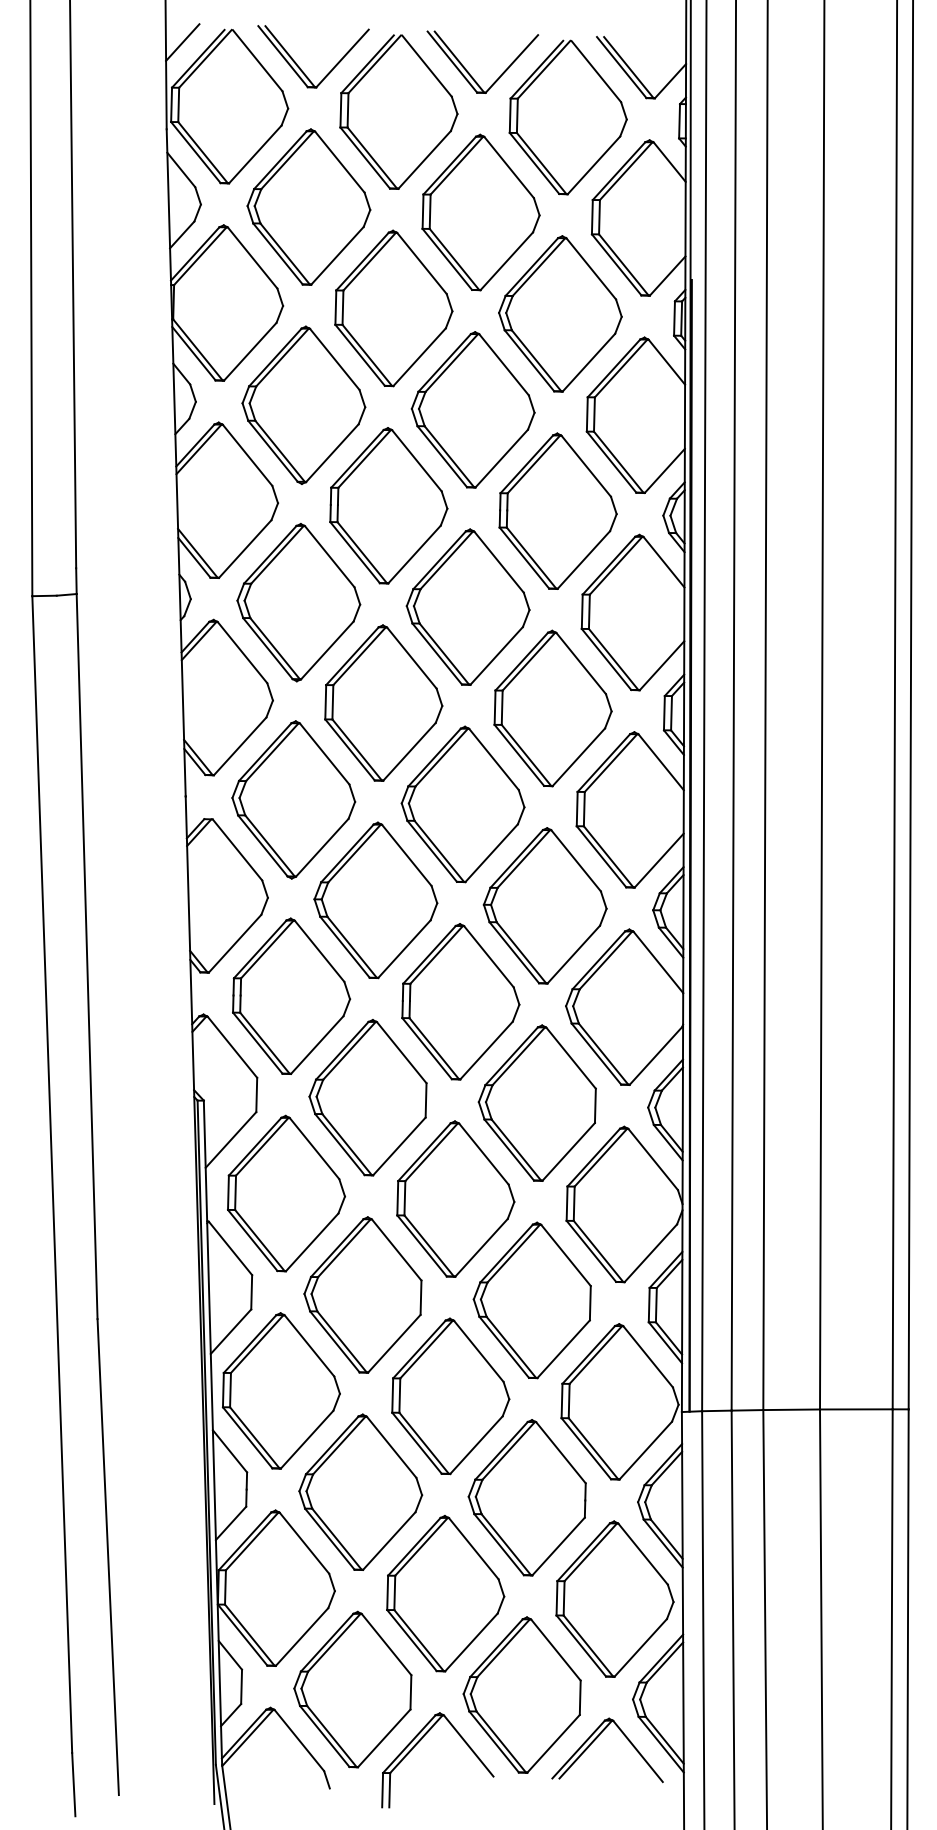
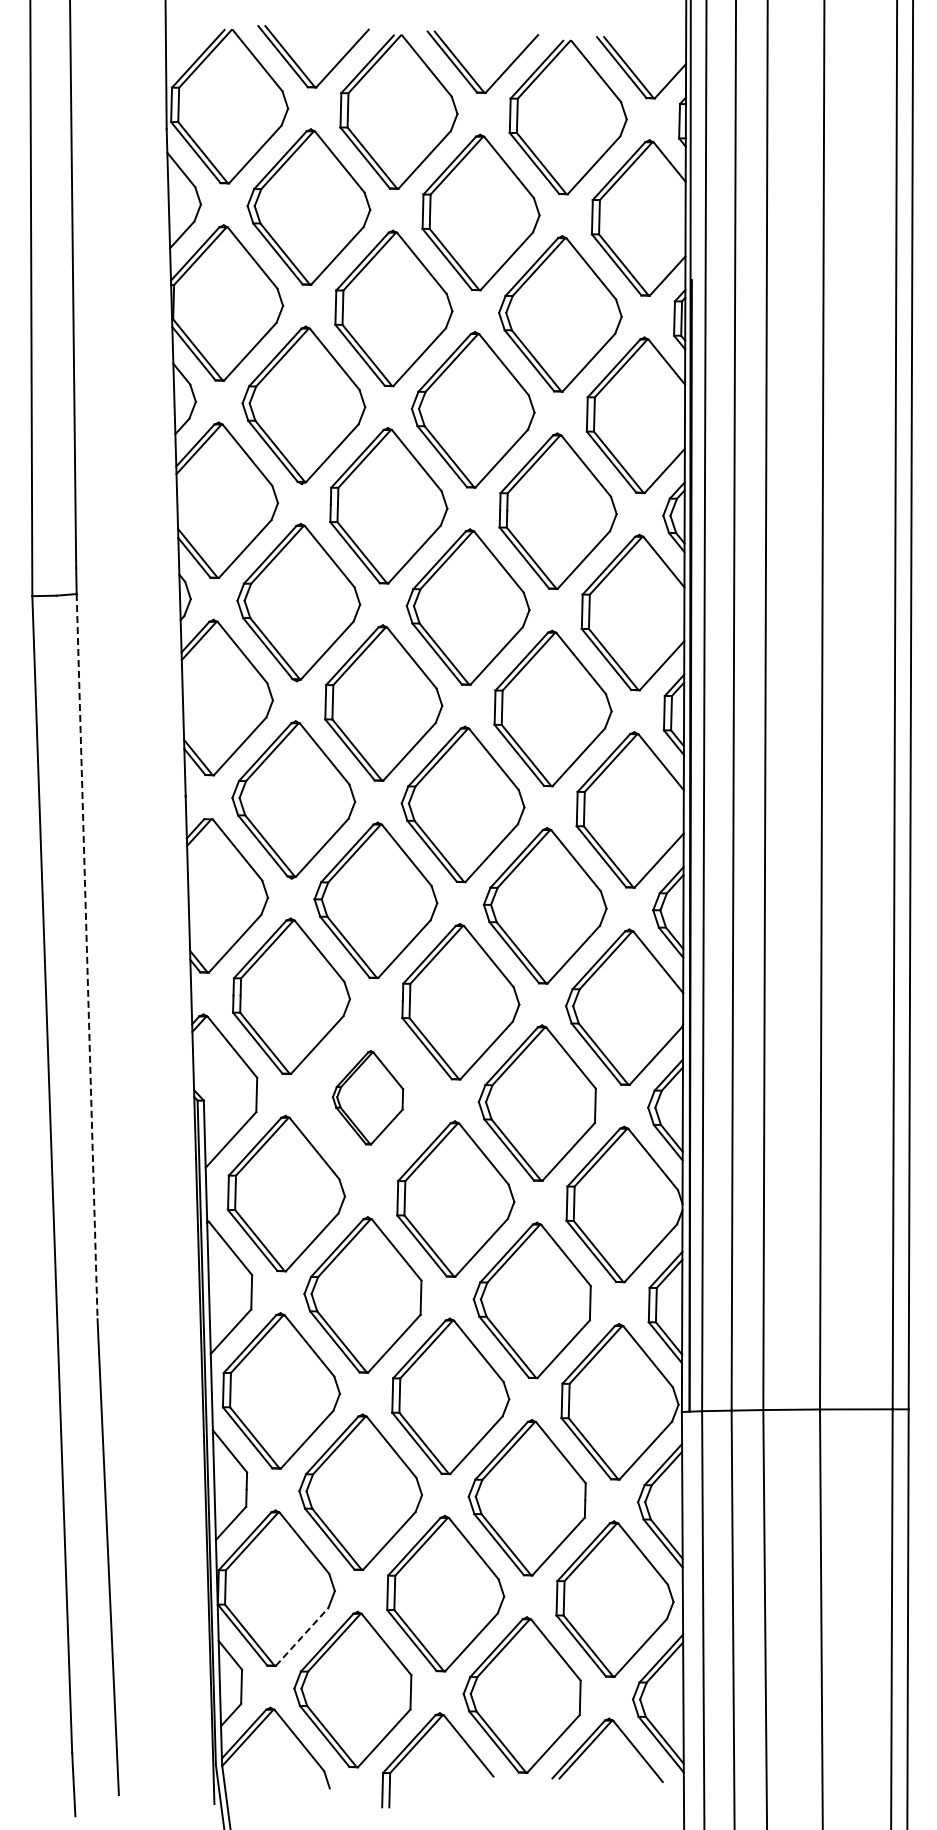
line: present -> none (182, 42)
line: solid -> dashed (87, 956)
part size: 120x158 px -> 74x96 px (367, 1097)
line: solid -> dashed (302, 1636)
